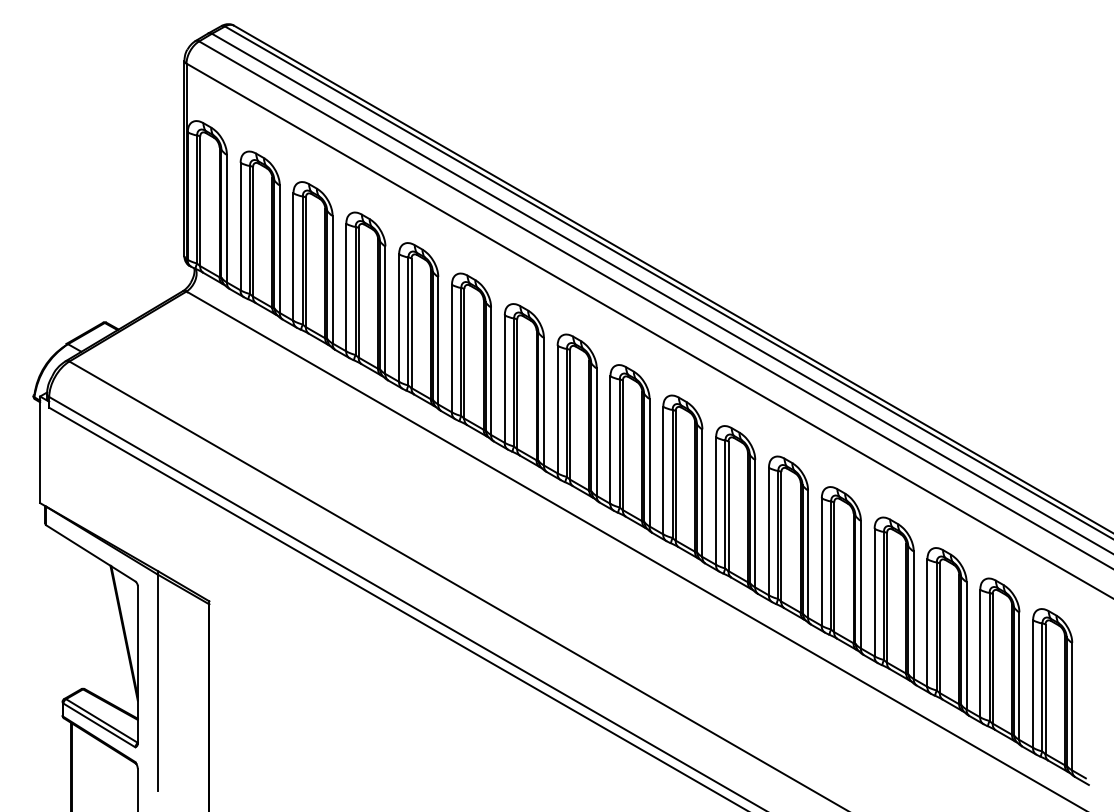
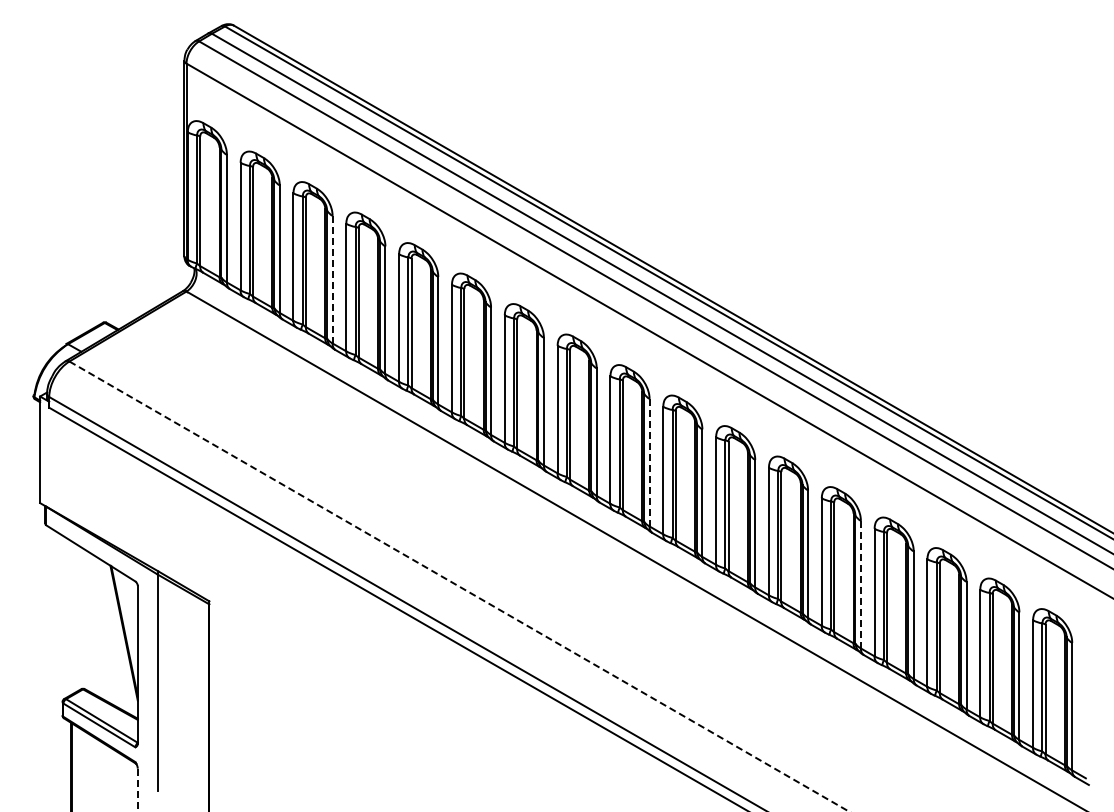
line: solid -> dashed (332, 279)
line: solid -> dashed (649, 462)
line: solid -> dashed (860, 584)
line: solid -> dashed (459, 586)
line: solid -> dashed (137, 790)
